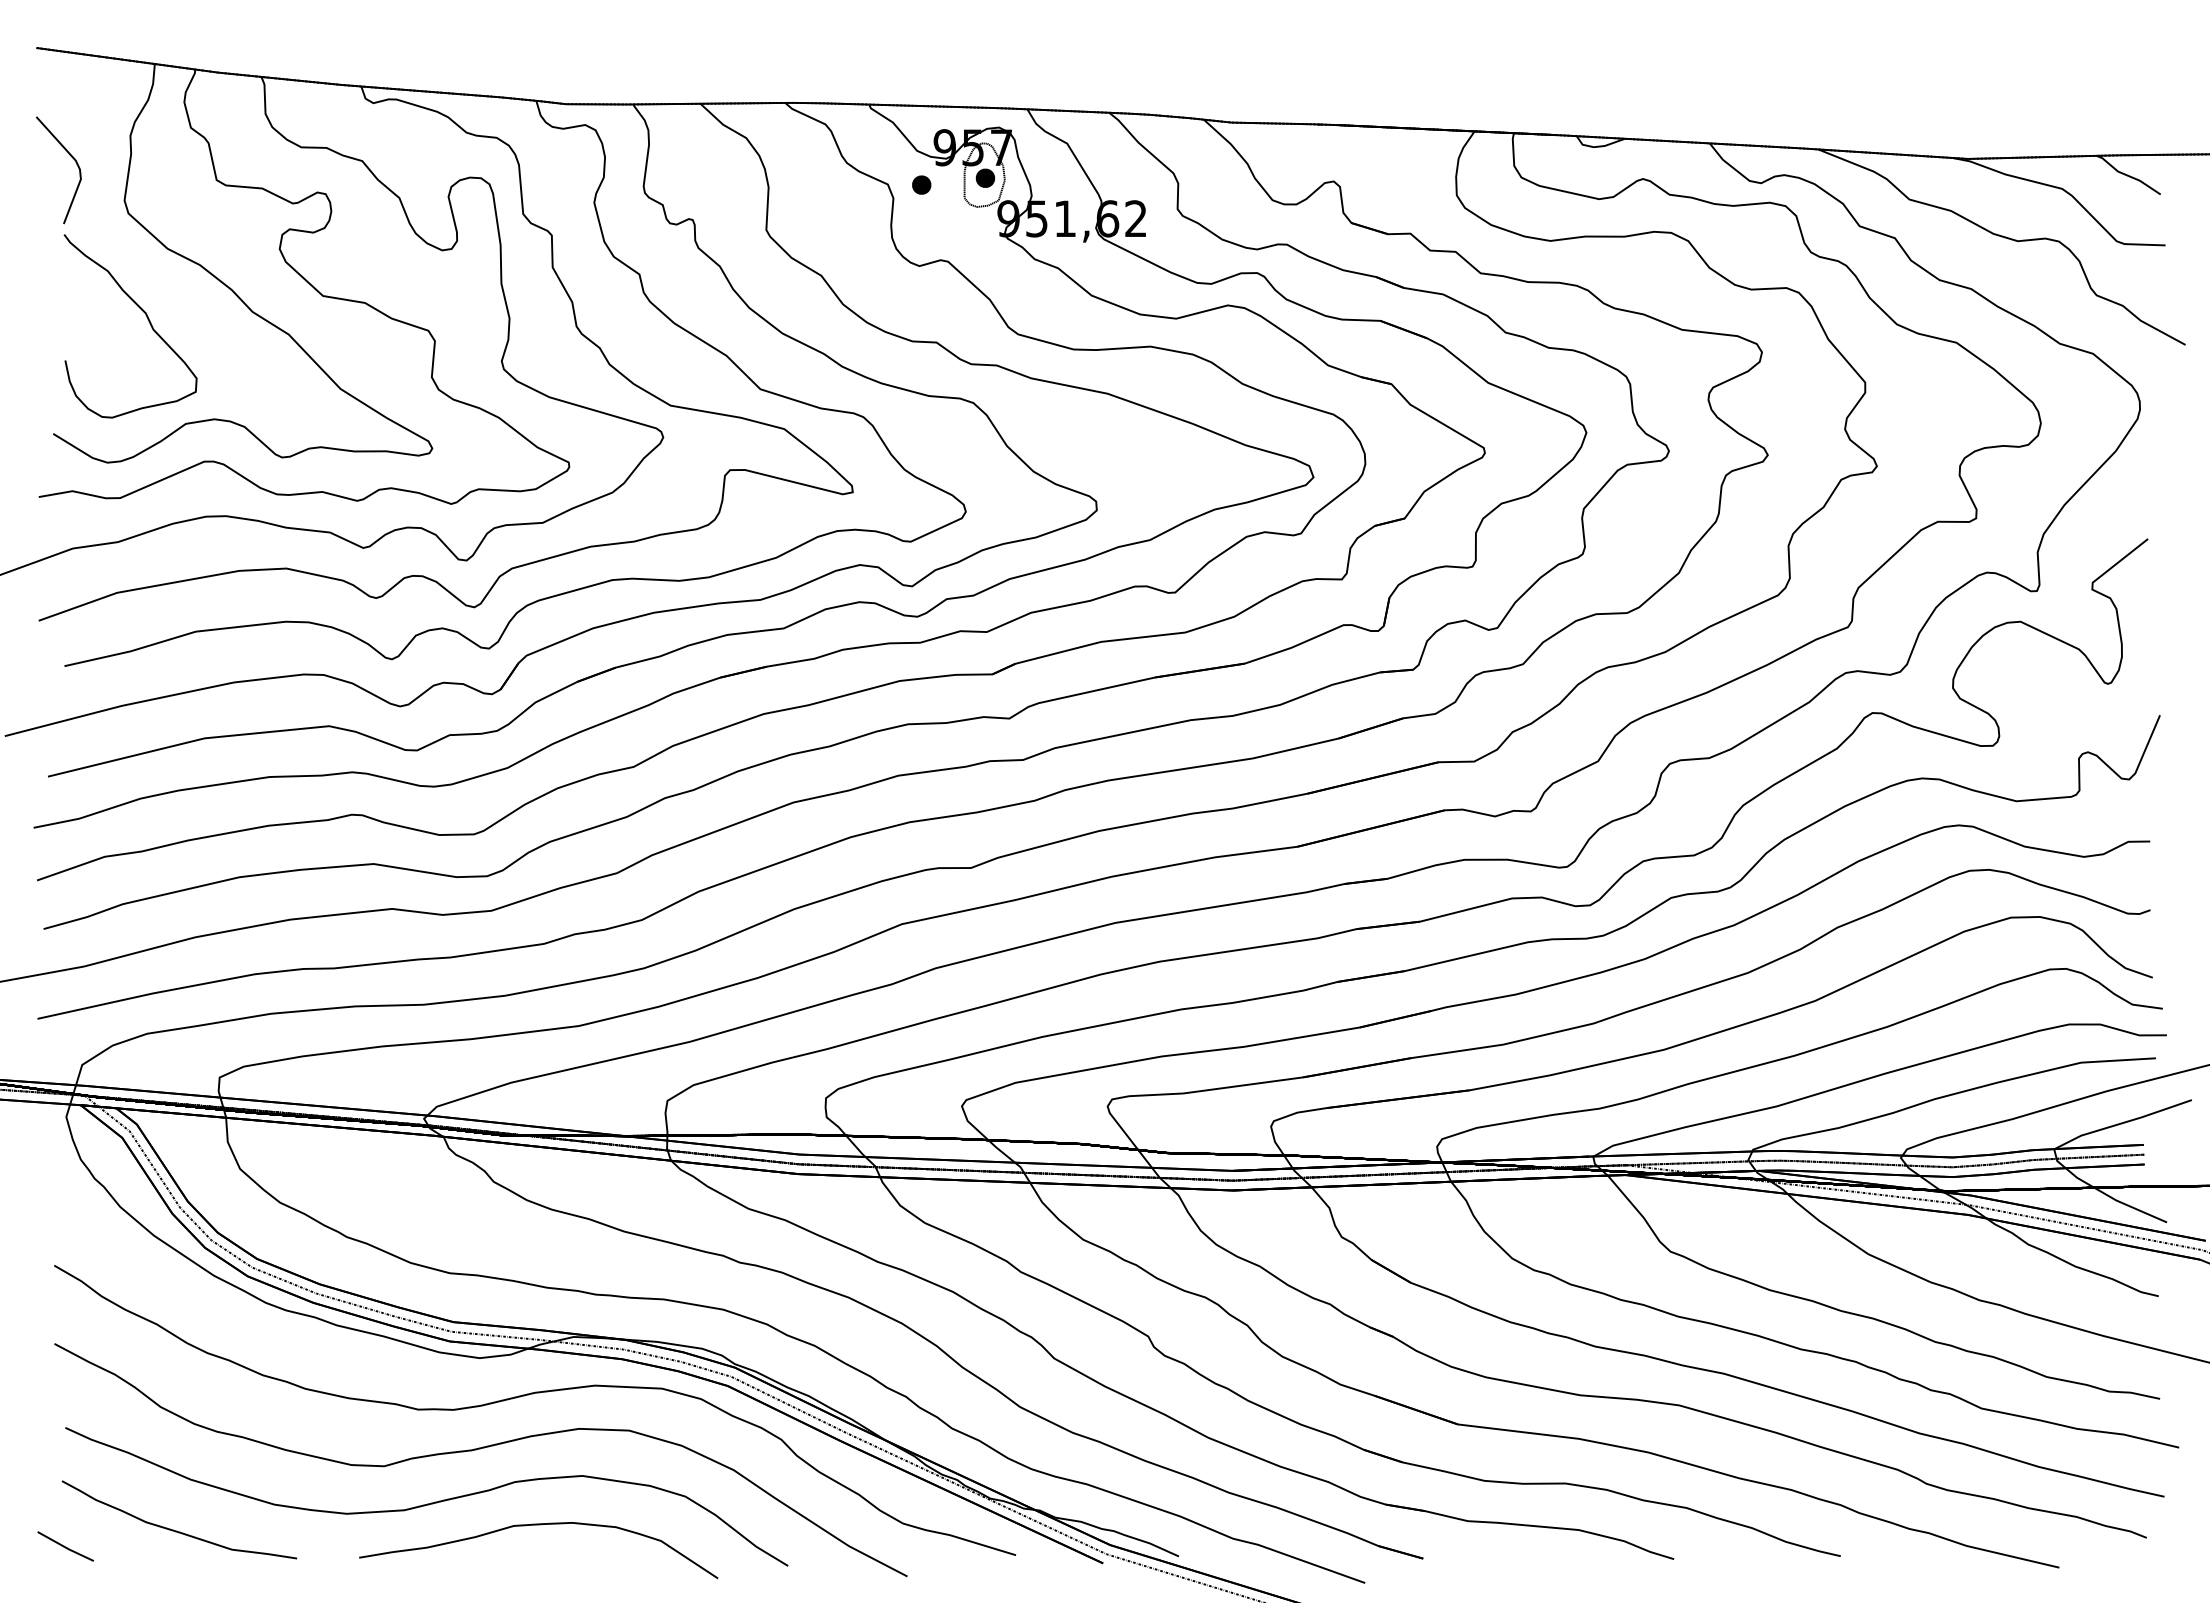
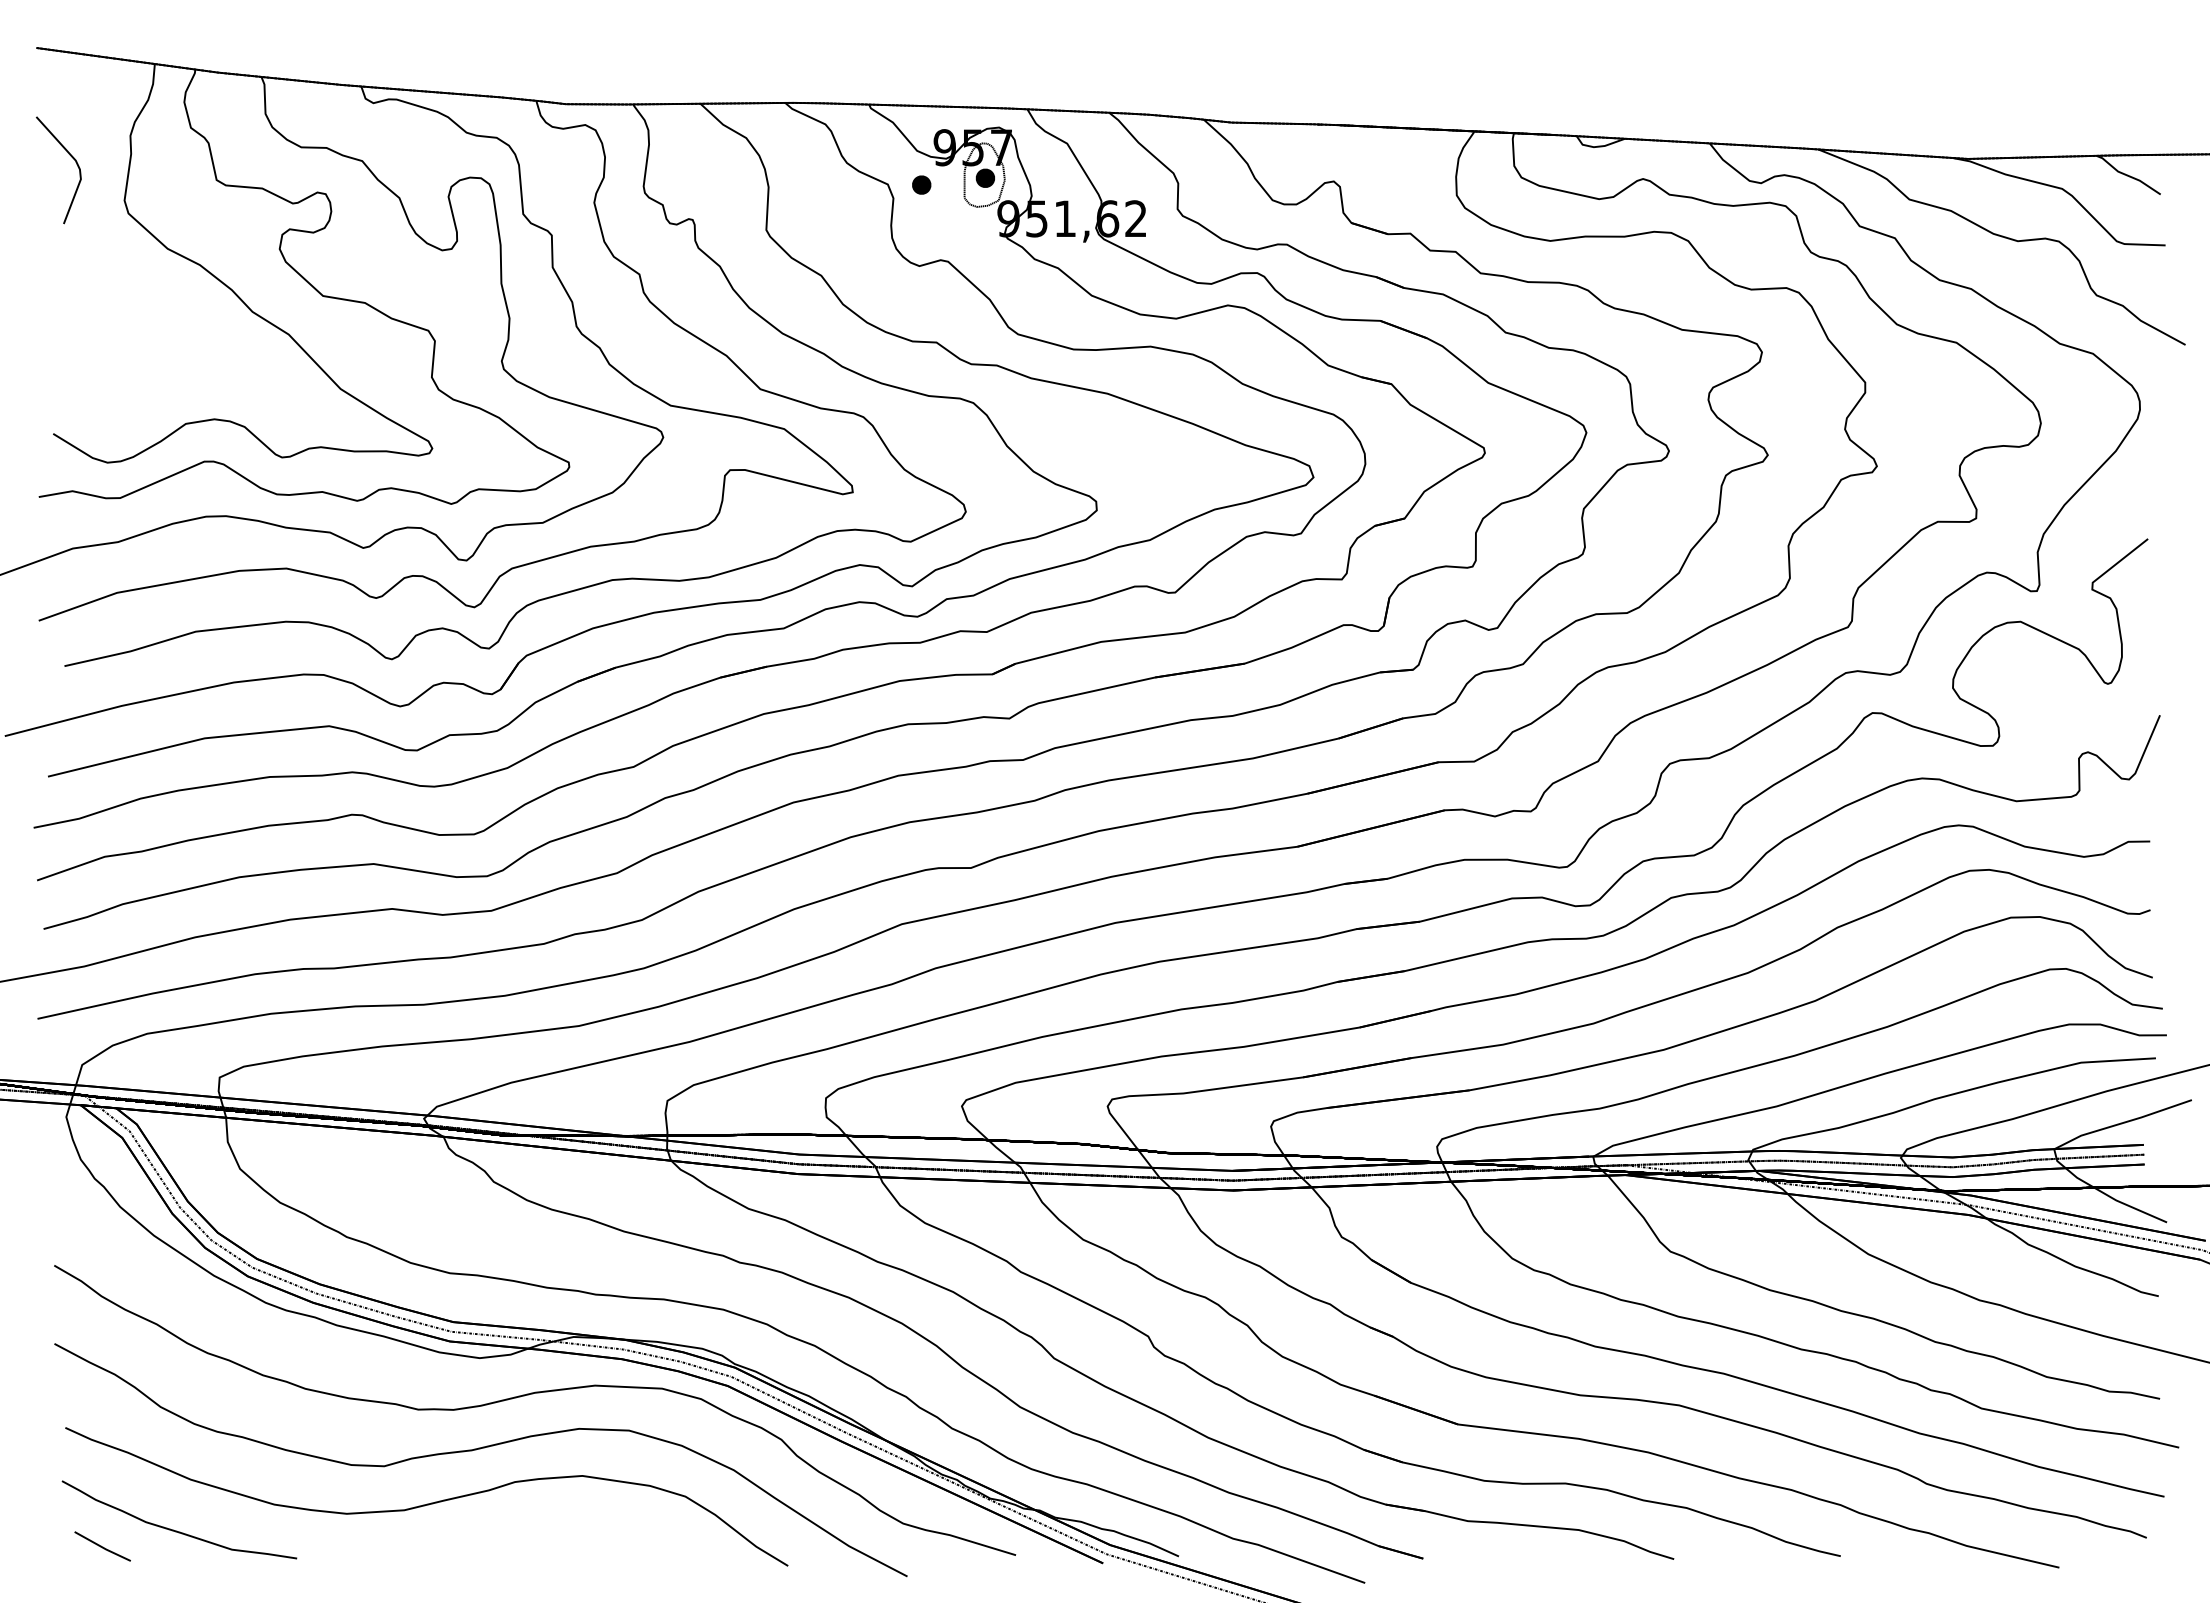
curve: present -> none (146, 317)
curve: present -> none (538, 1525)
line position: (65, 1546) -> (102, 1546) (102, 1546)
